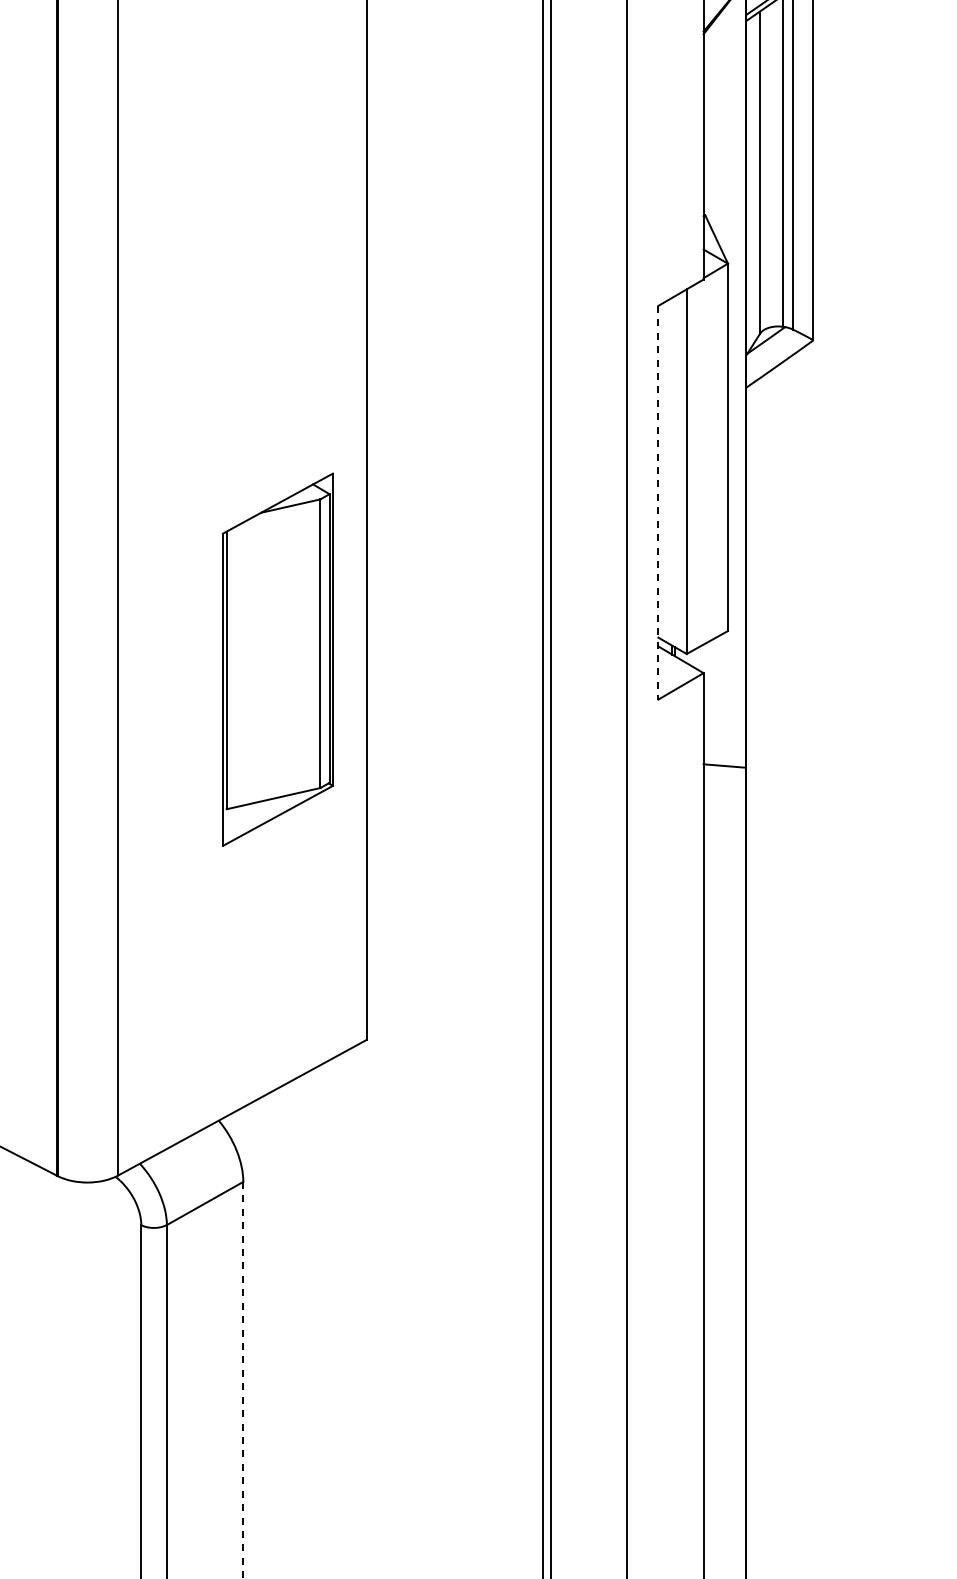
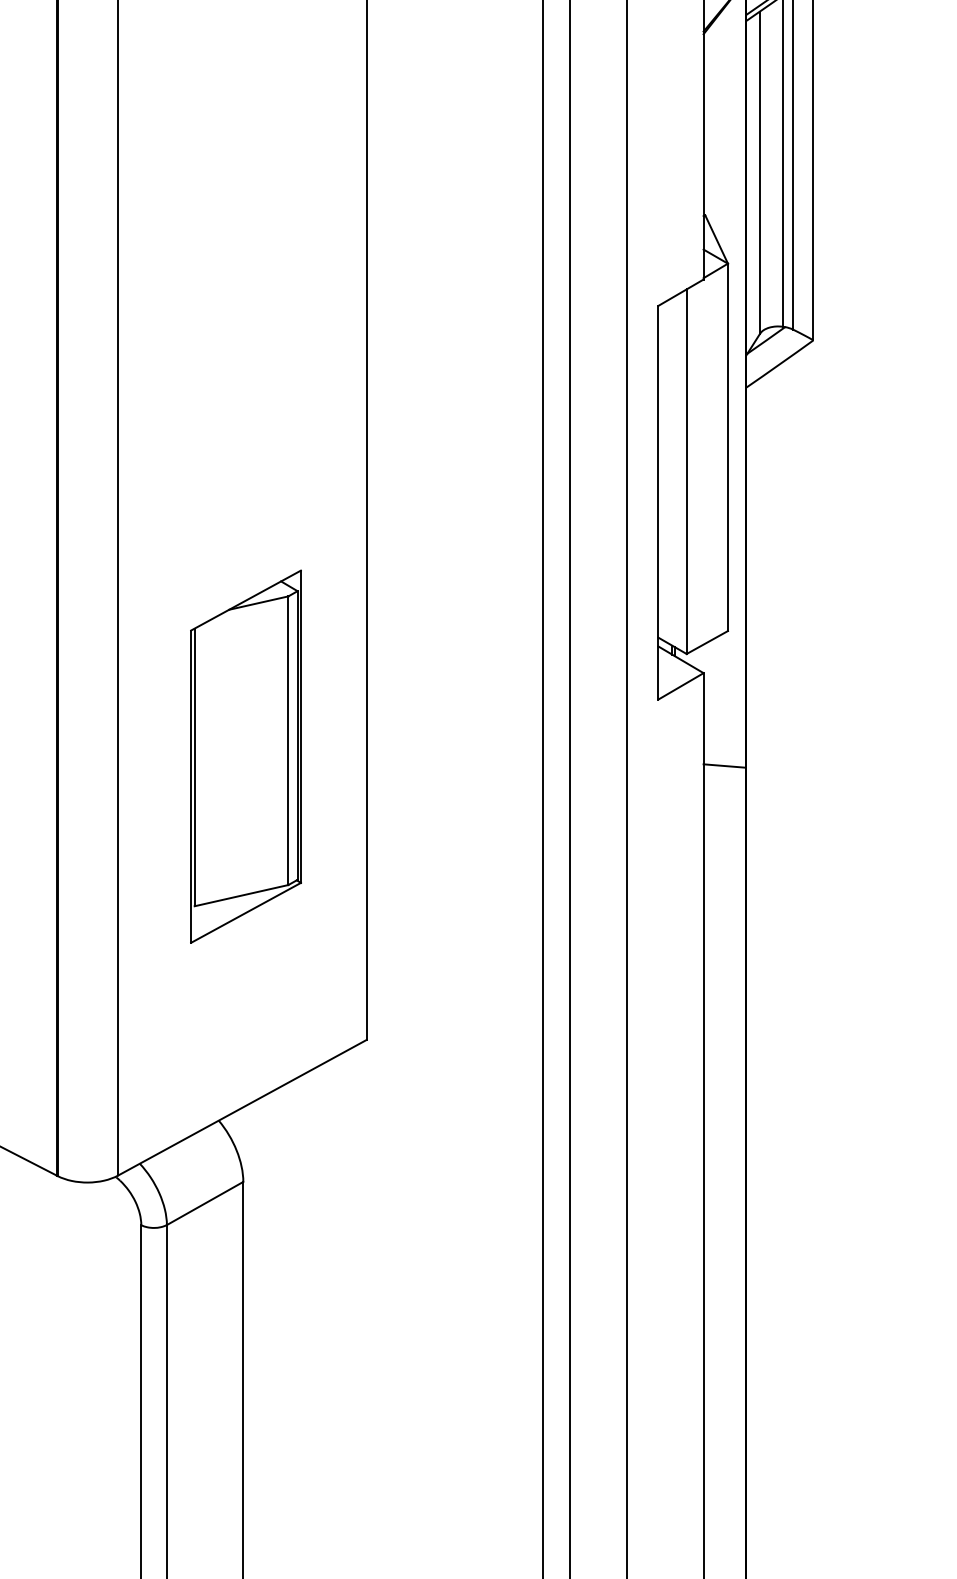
line: dashed -> solid (658, 502)
part position: (277, 659) -> (245, 756) (245, 756)
line position: (551, 788) -> (570, 788) (570, 788)
line: dashed -> solid (243, 1380)
